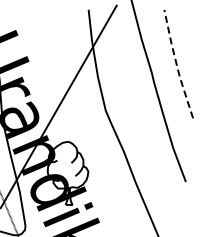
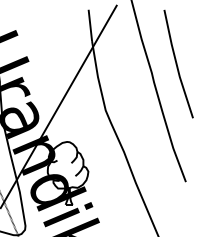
line: dashed -> solid (176, 64)
